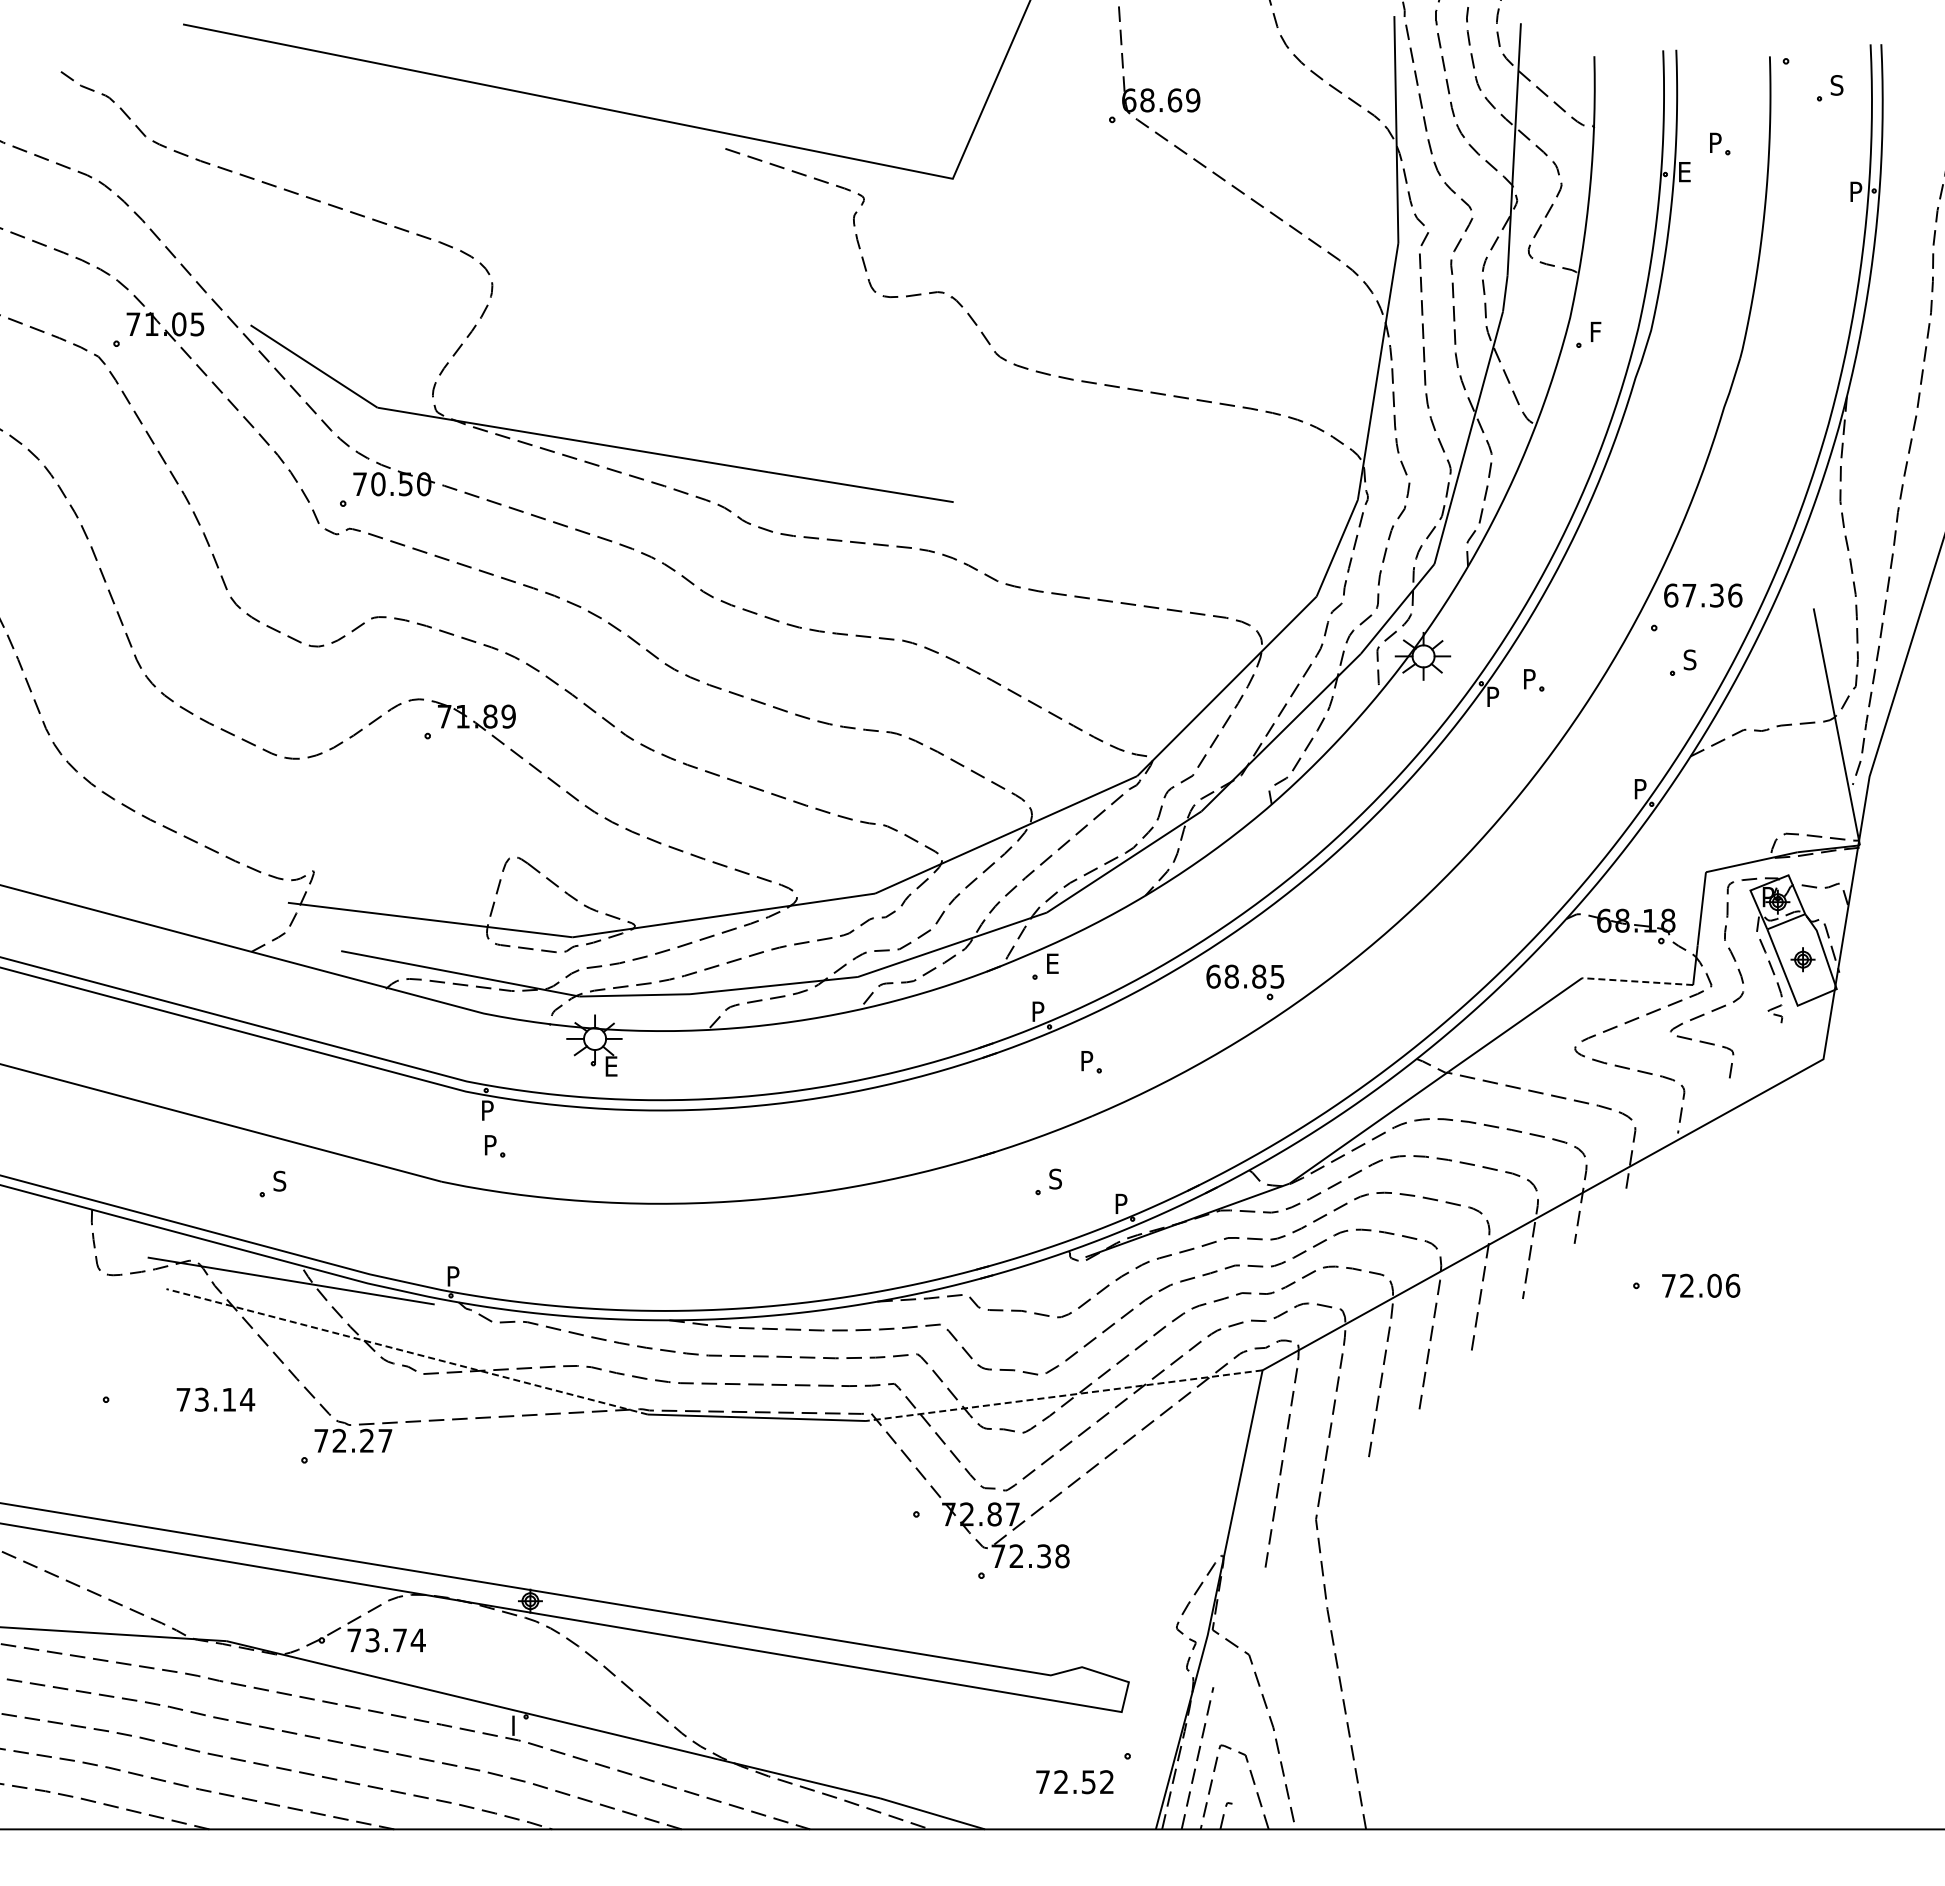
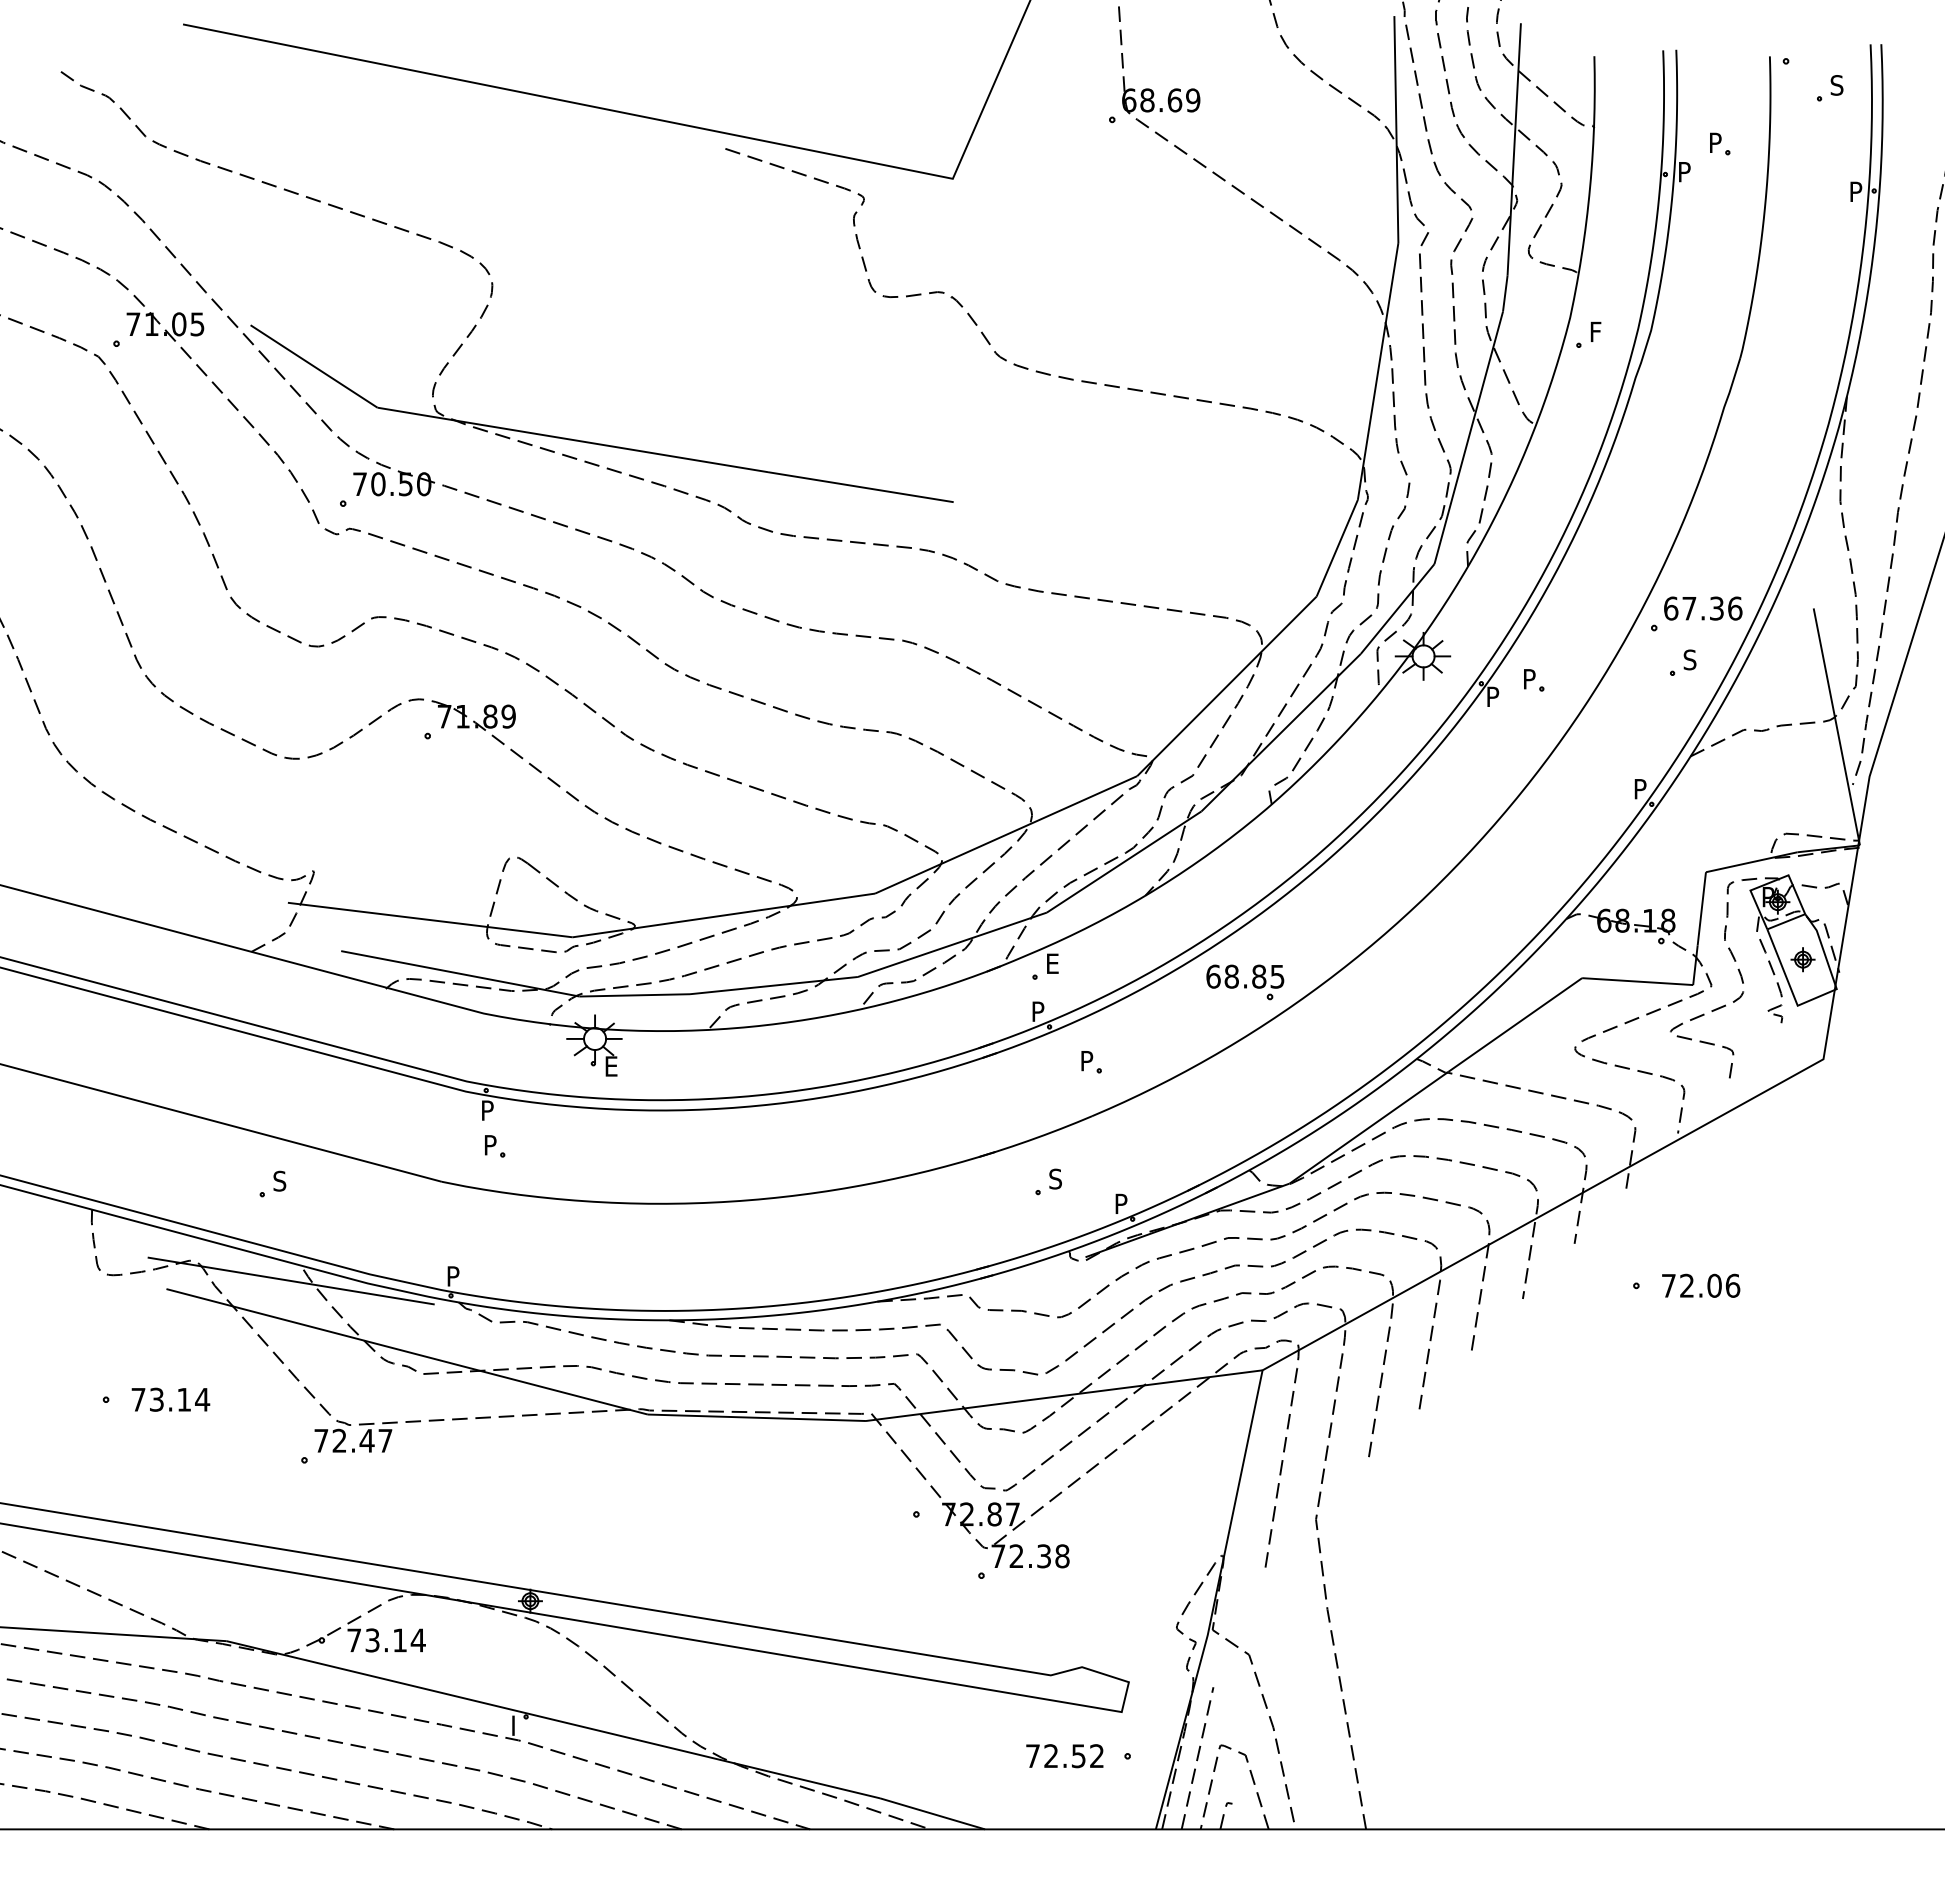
text: E -> P (1685, 172)
text position: (1703, 595) -> (1703, 608) (1703, 608)
line: dashed -> solid (1637, 981)
line: dashed -> solid (407, 1351)
line: dashed -> solid (1064, 1395)
text position: (215, 1399) -> (170, 1399) (170, 1399)
text: 72.27 -> 72.47 (366, 1440)
text: 73.74 -> 73.14 (399, 1640)
text position: (1074, 1782) -> (1064, 1756) (1064, 1756)
